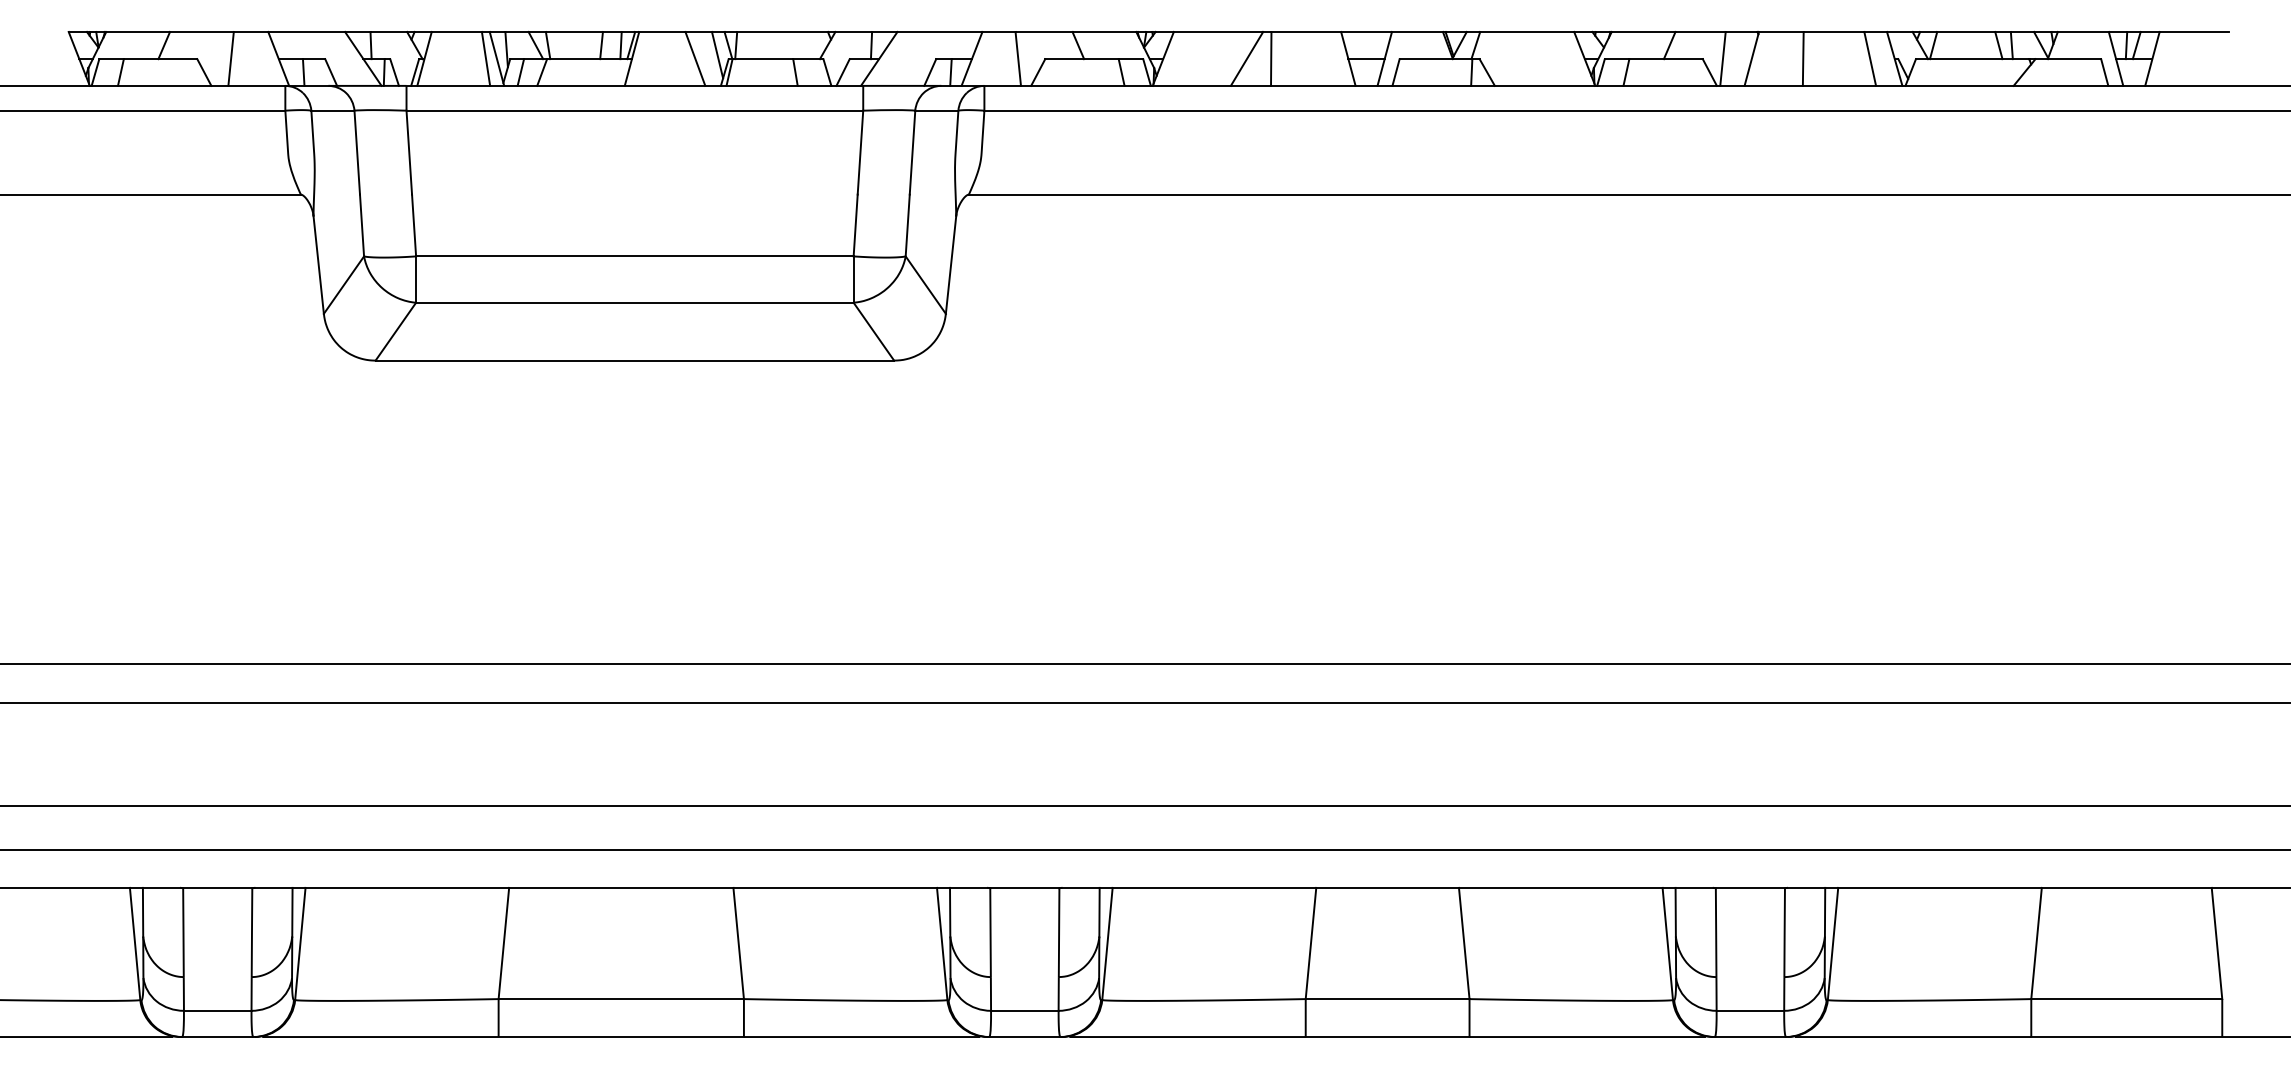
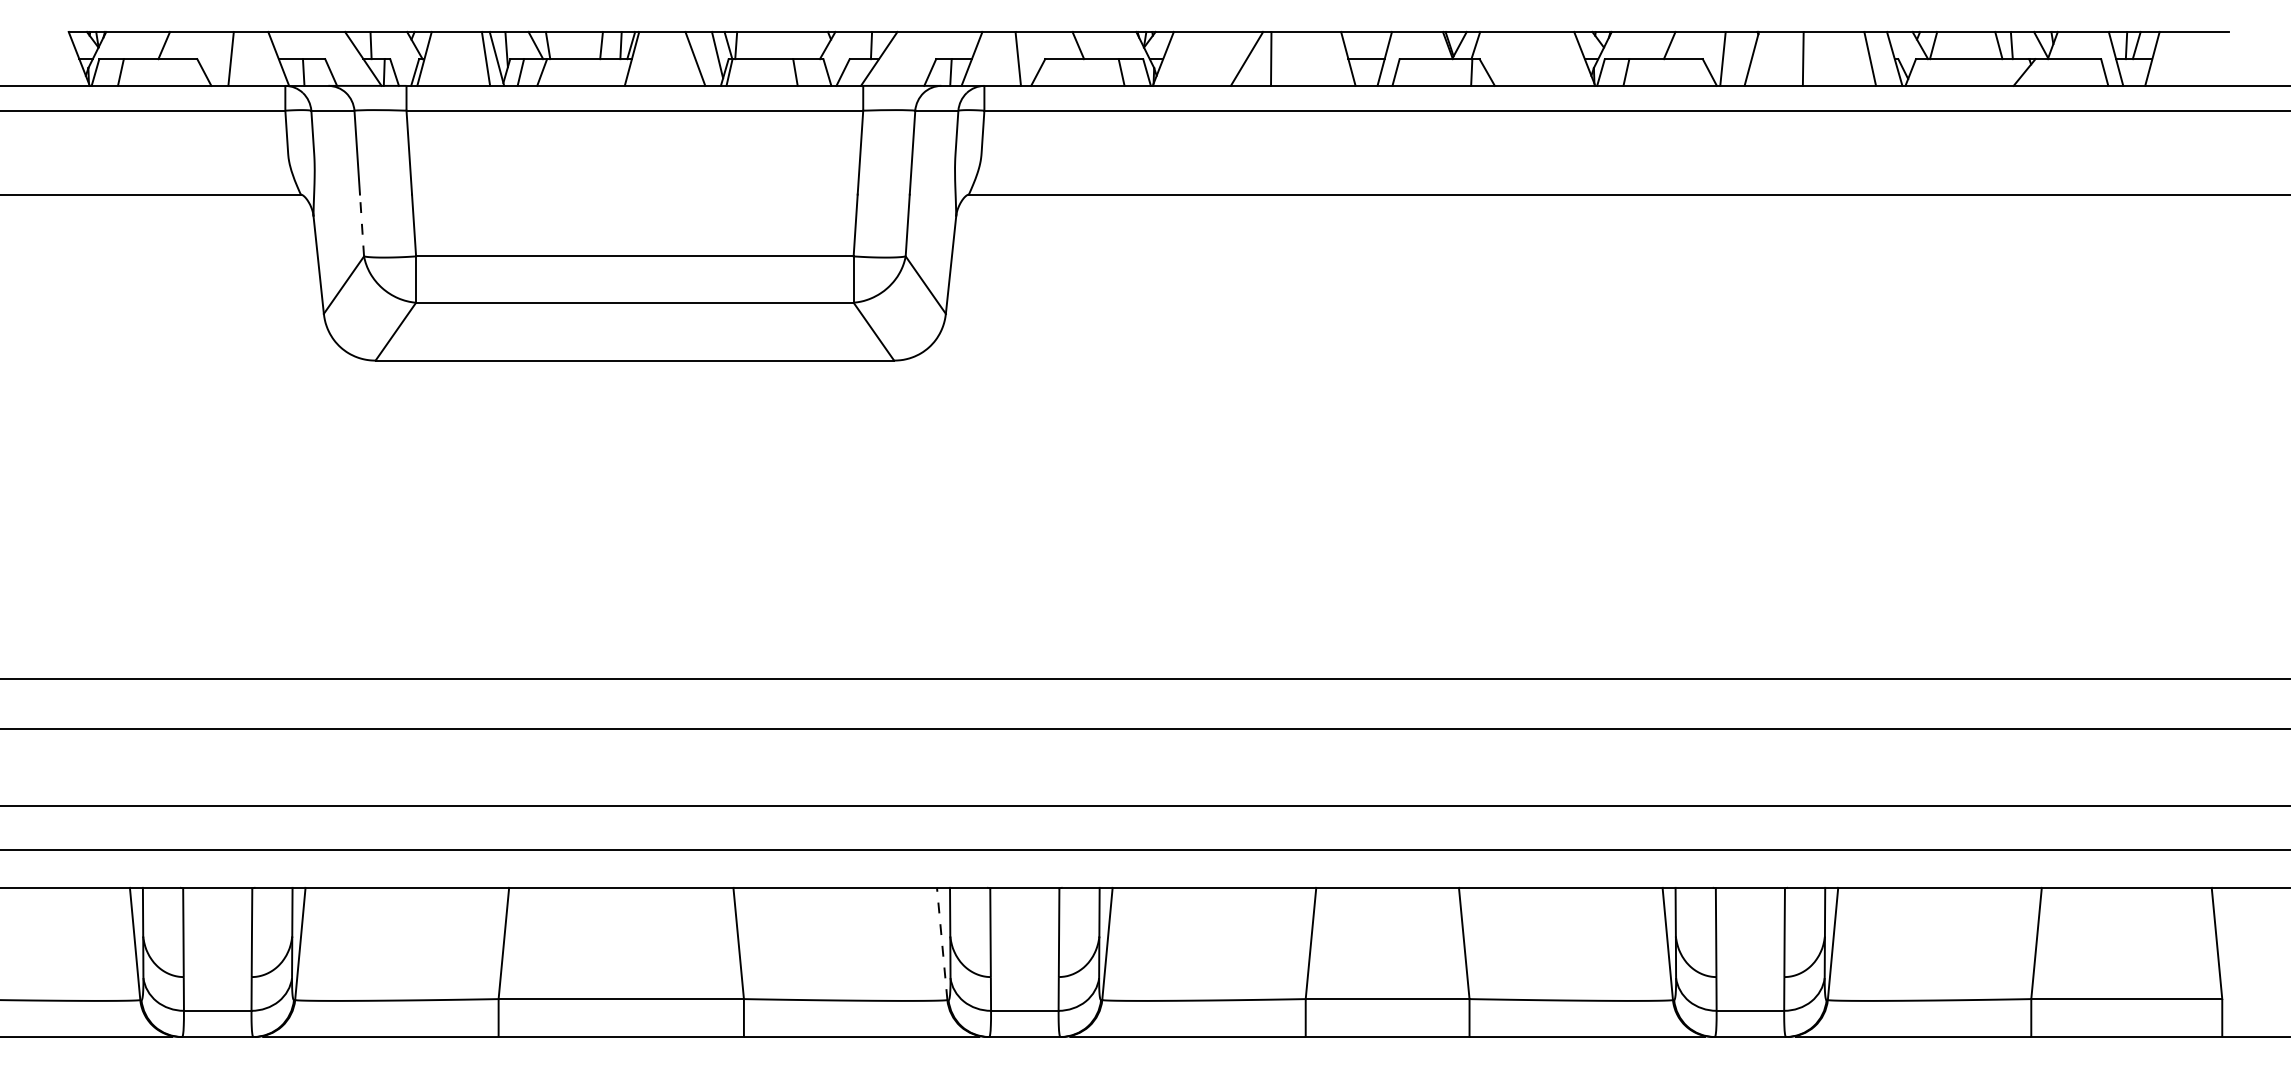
line: solid -> dashed (362, 225)
line position: (1144, 664) -> (1144, 679) (1144, 679)
line position: (1144, 703) -> (1144, 729) (1144, 729)
line: solid -> dashed (942, 943)
